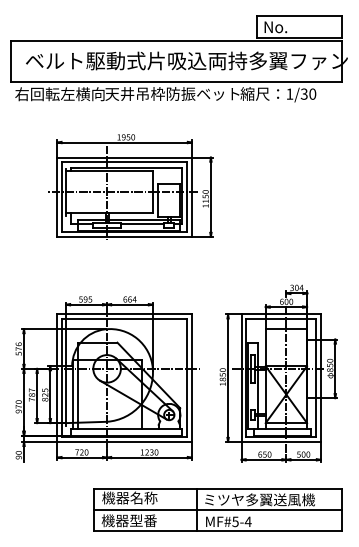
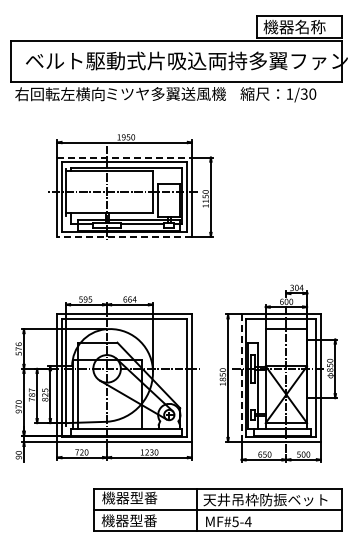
text: No. -> 機器名称 (294, 26)
text: 天井吊枠防振ベット -> ミツヤ多翼送風機 (172, 93)
line: solid -> dashed (125, 157)
line: solid -> dashed (124, 236)
line: solid -> dashed (241, 378)
text: 機器名称 -> 機器型番 (143, 497)
text: ミツヤ多翼送風機 -> 天井吊枠防振ベット (265, 499)
